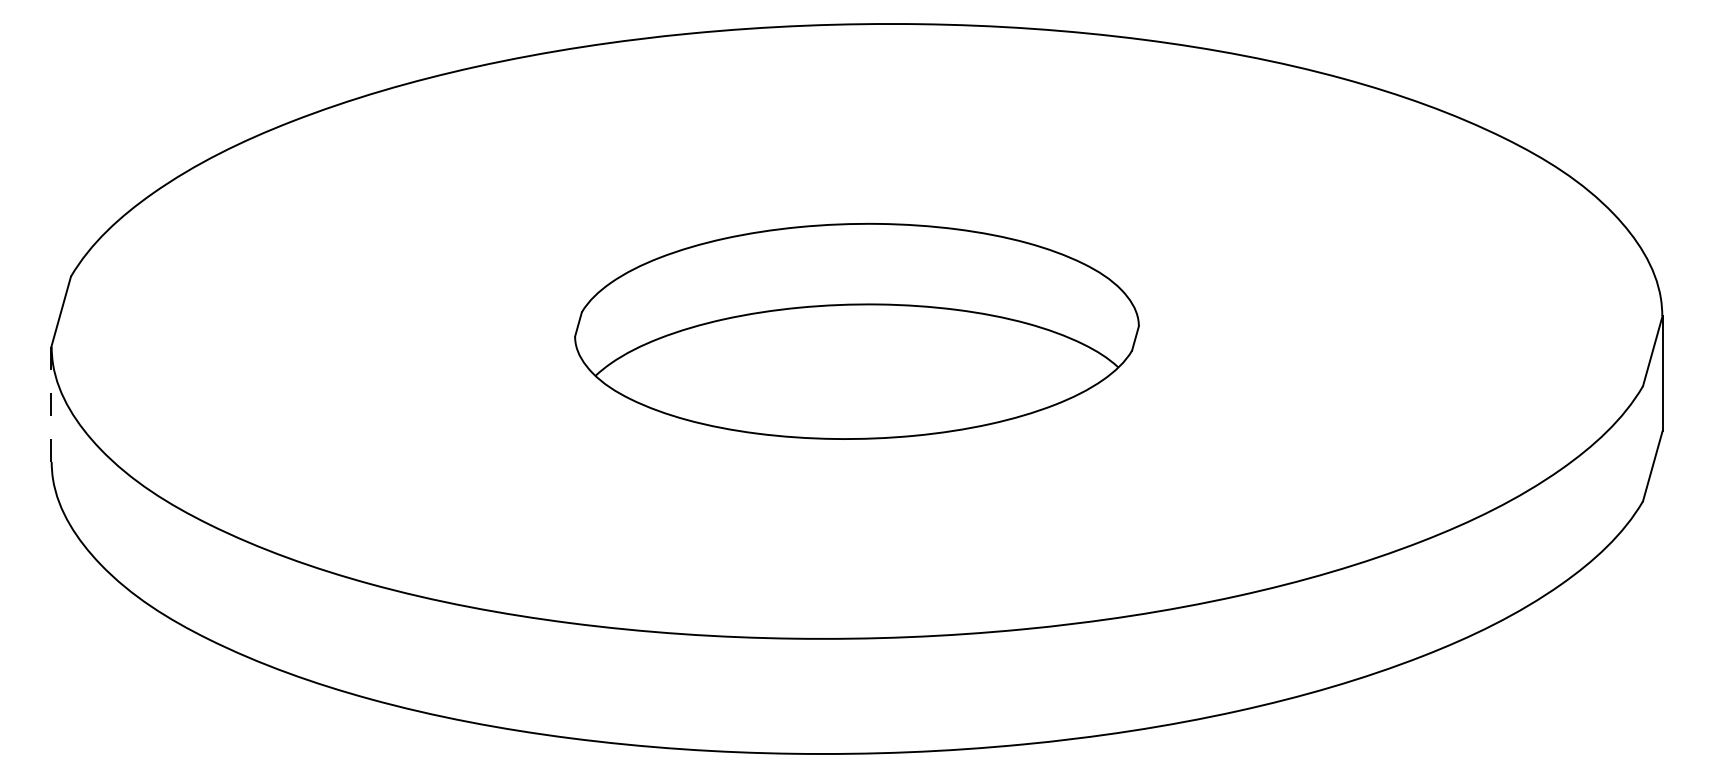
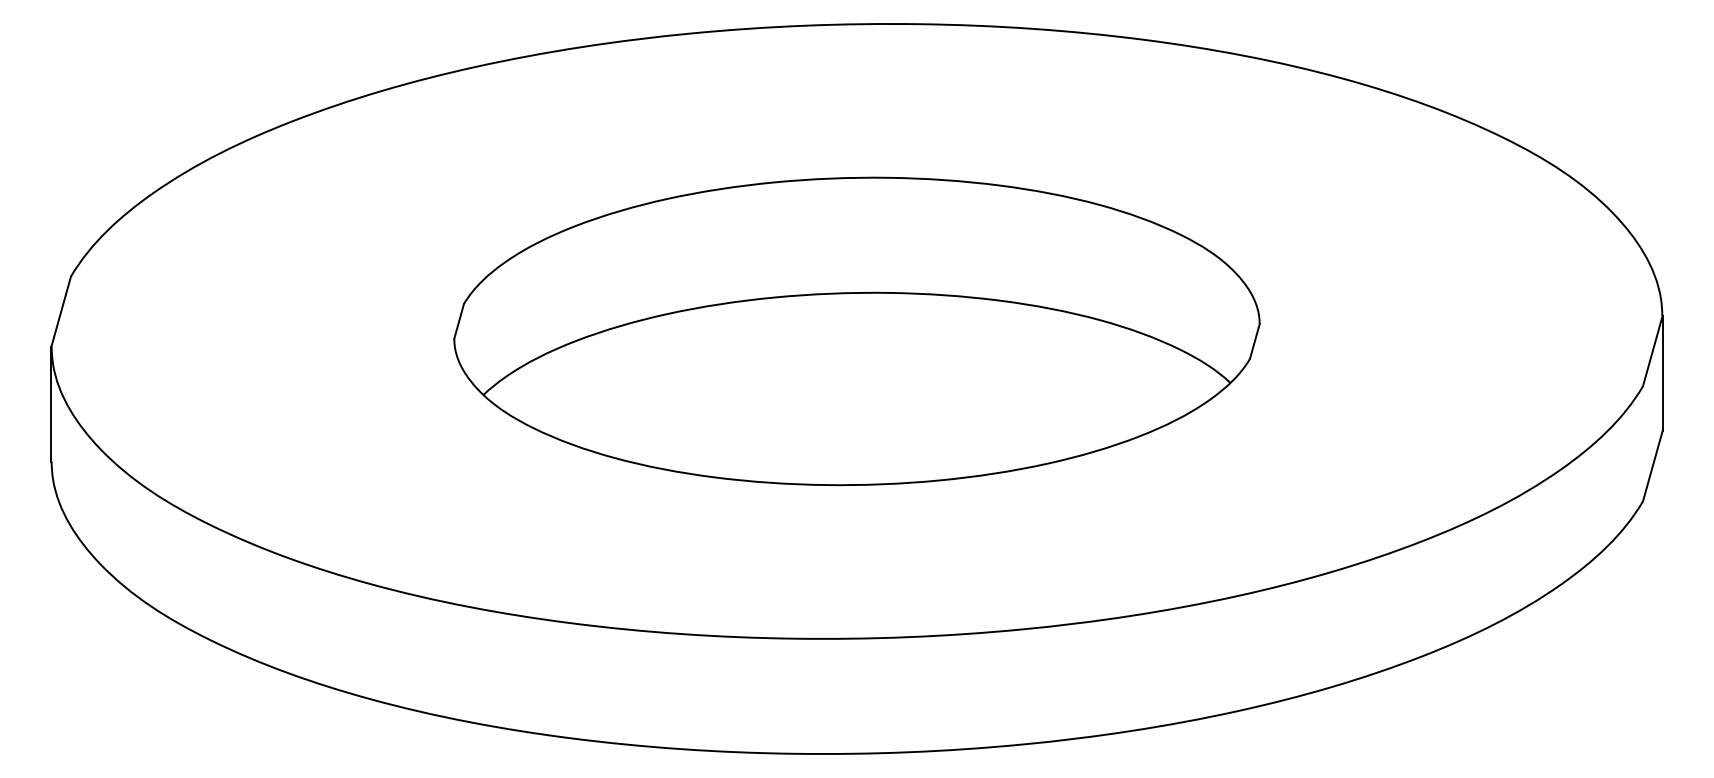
part size: 566x218 px -> 808x311 px (856, 331)
line: dashed -> solid (51, 404)
